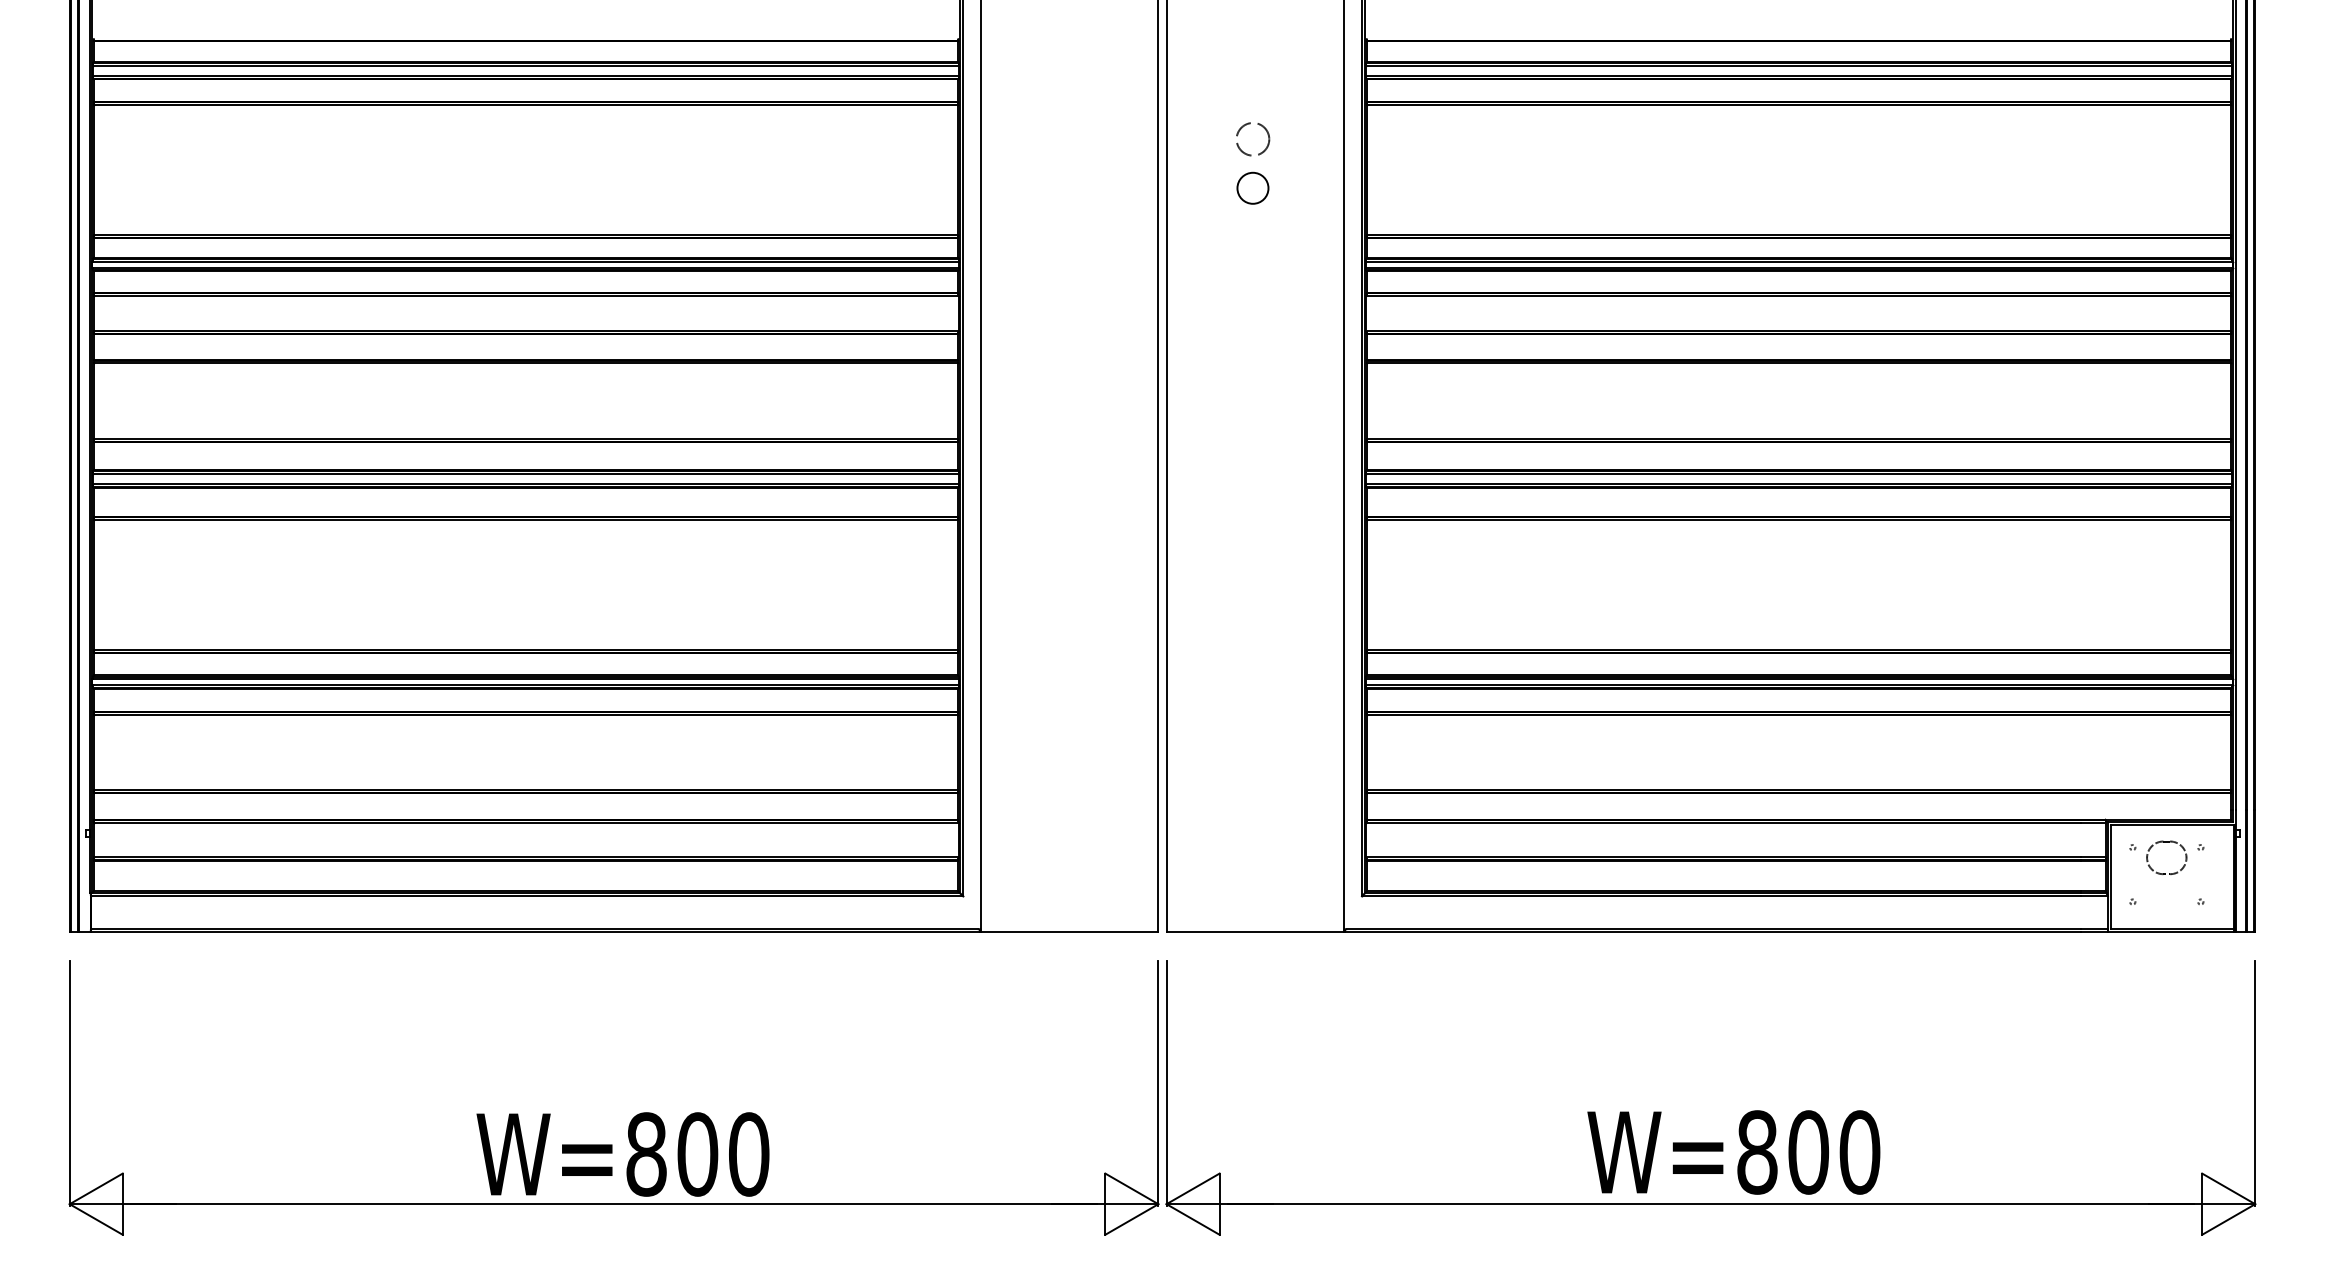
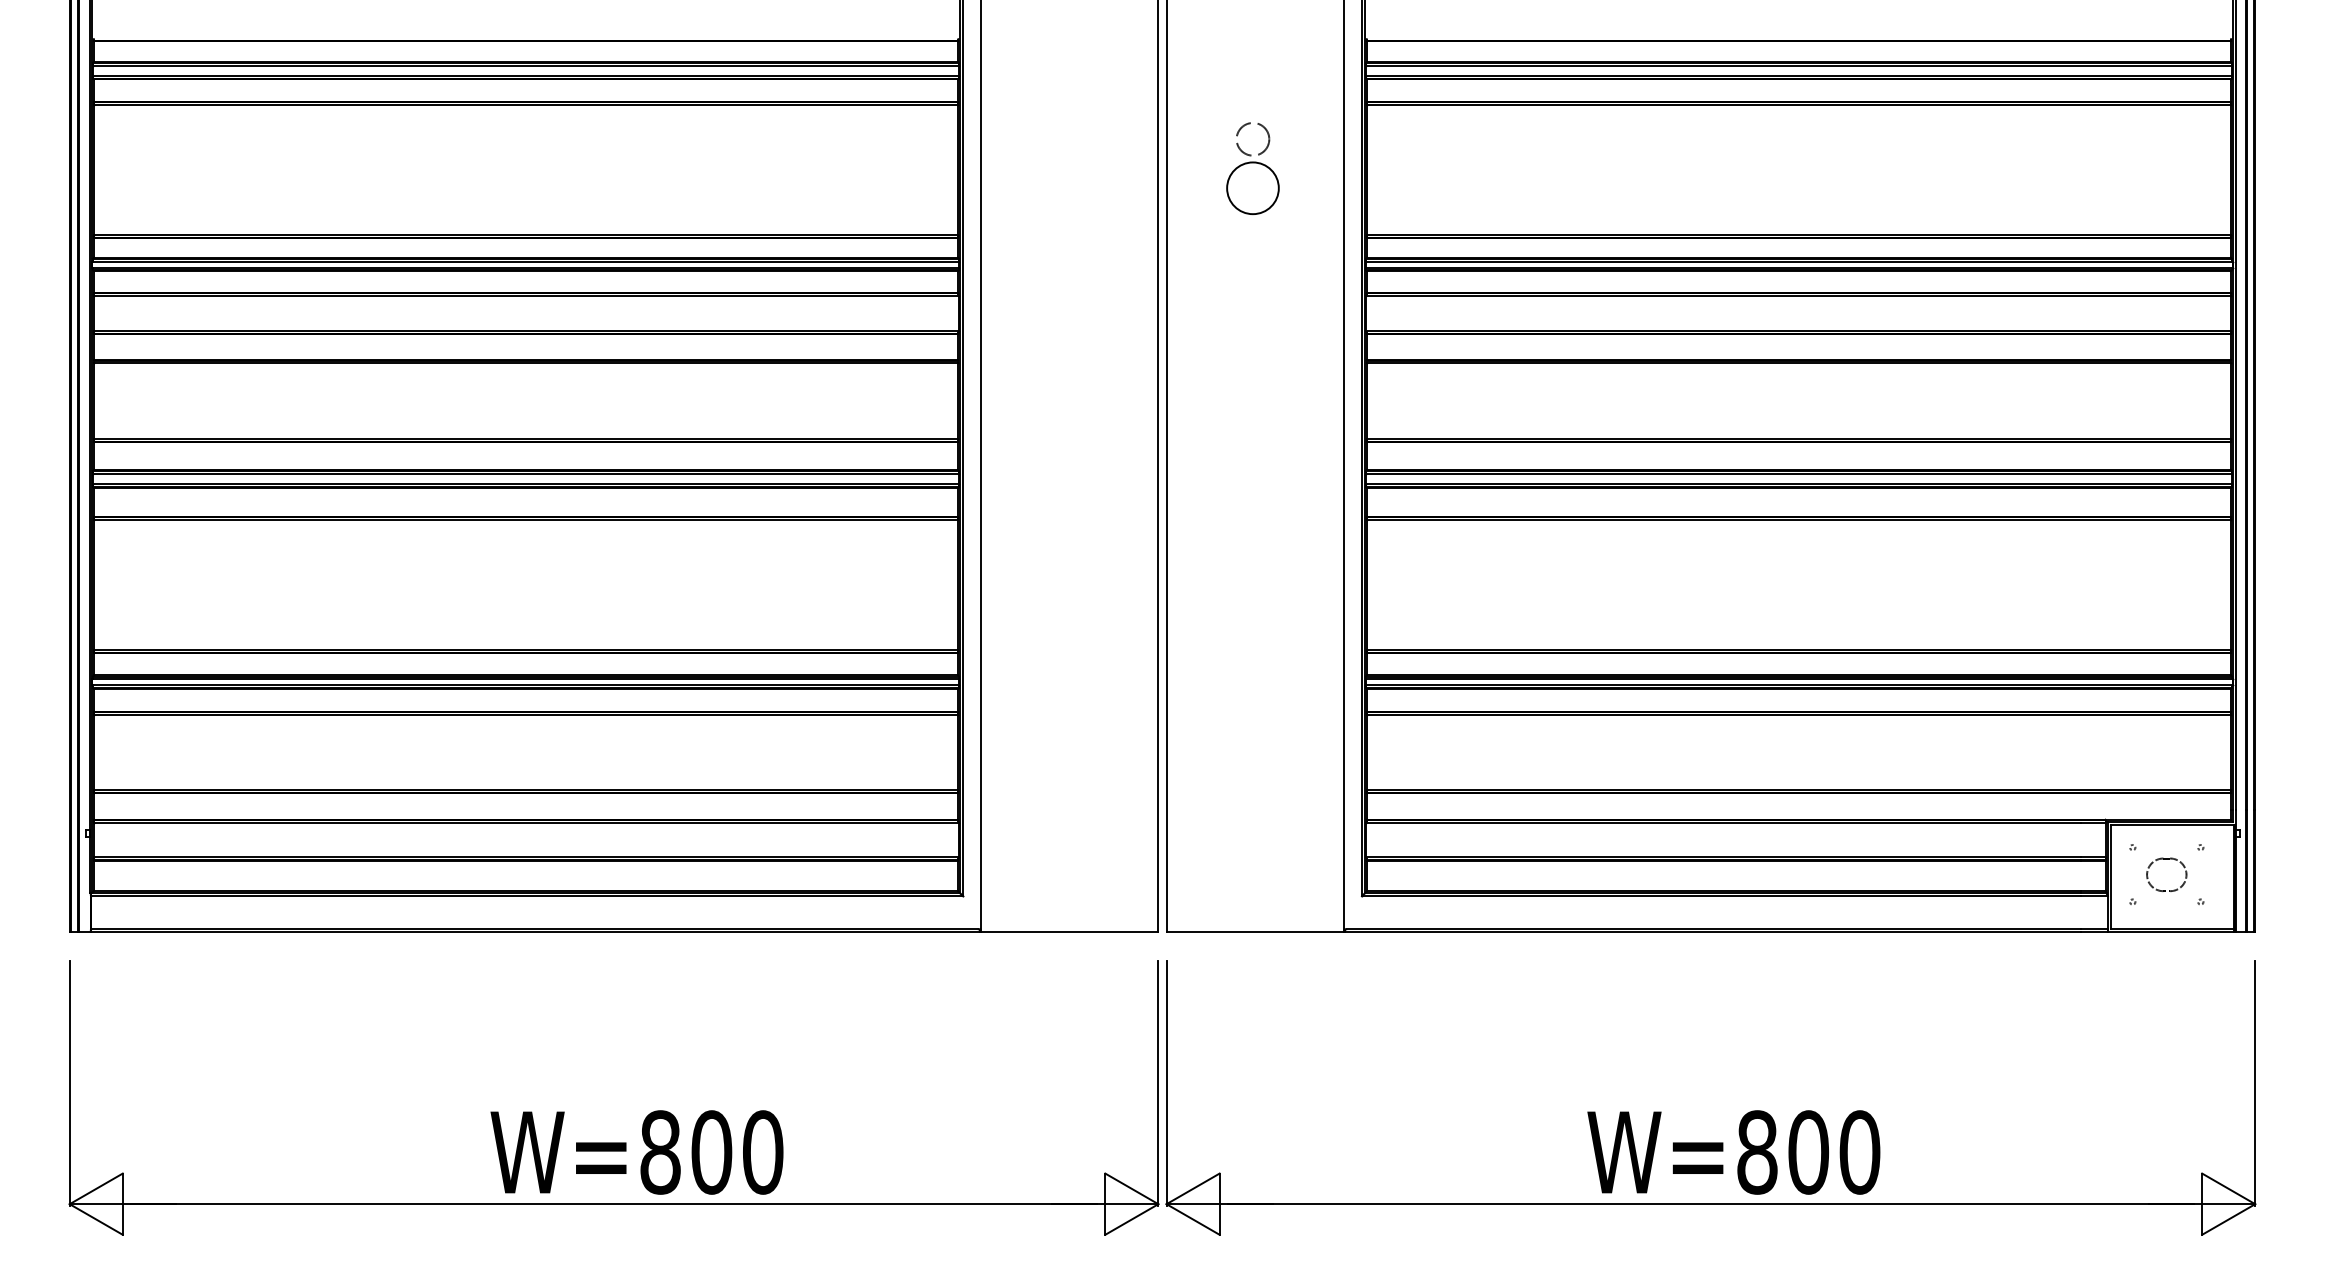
circle diameter: 31 px -> 52 px (1252, 188)
part position: (2166, 842) -> (2166, 859) (2166, 859)
text position: (622, 1154) -> (636, 1152) (636, 1152)
